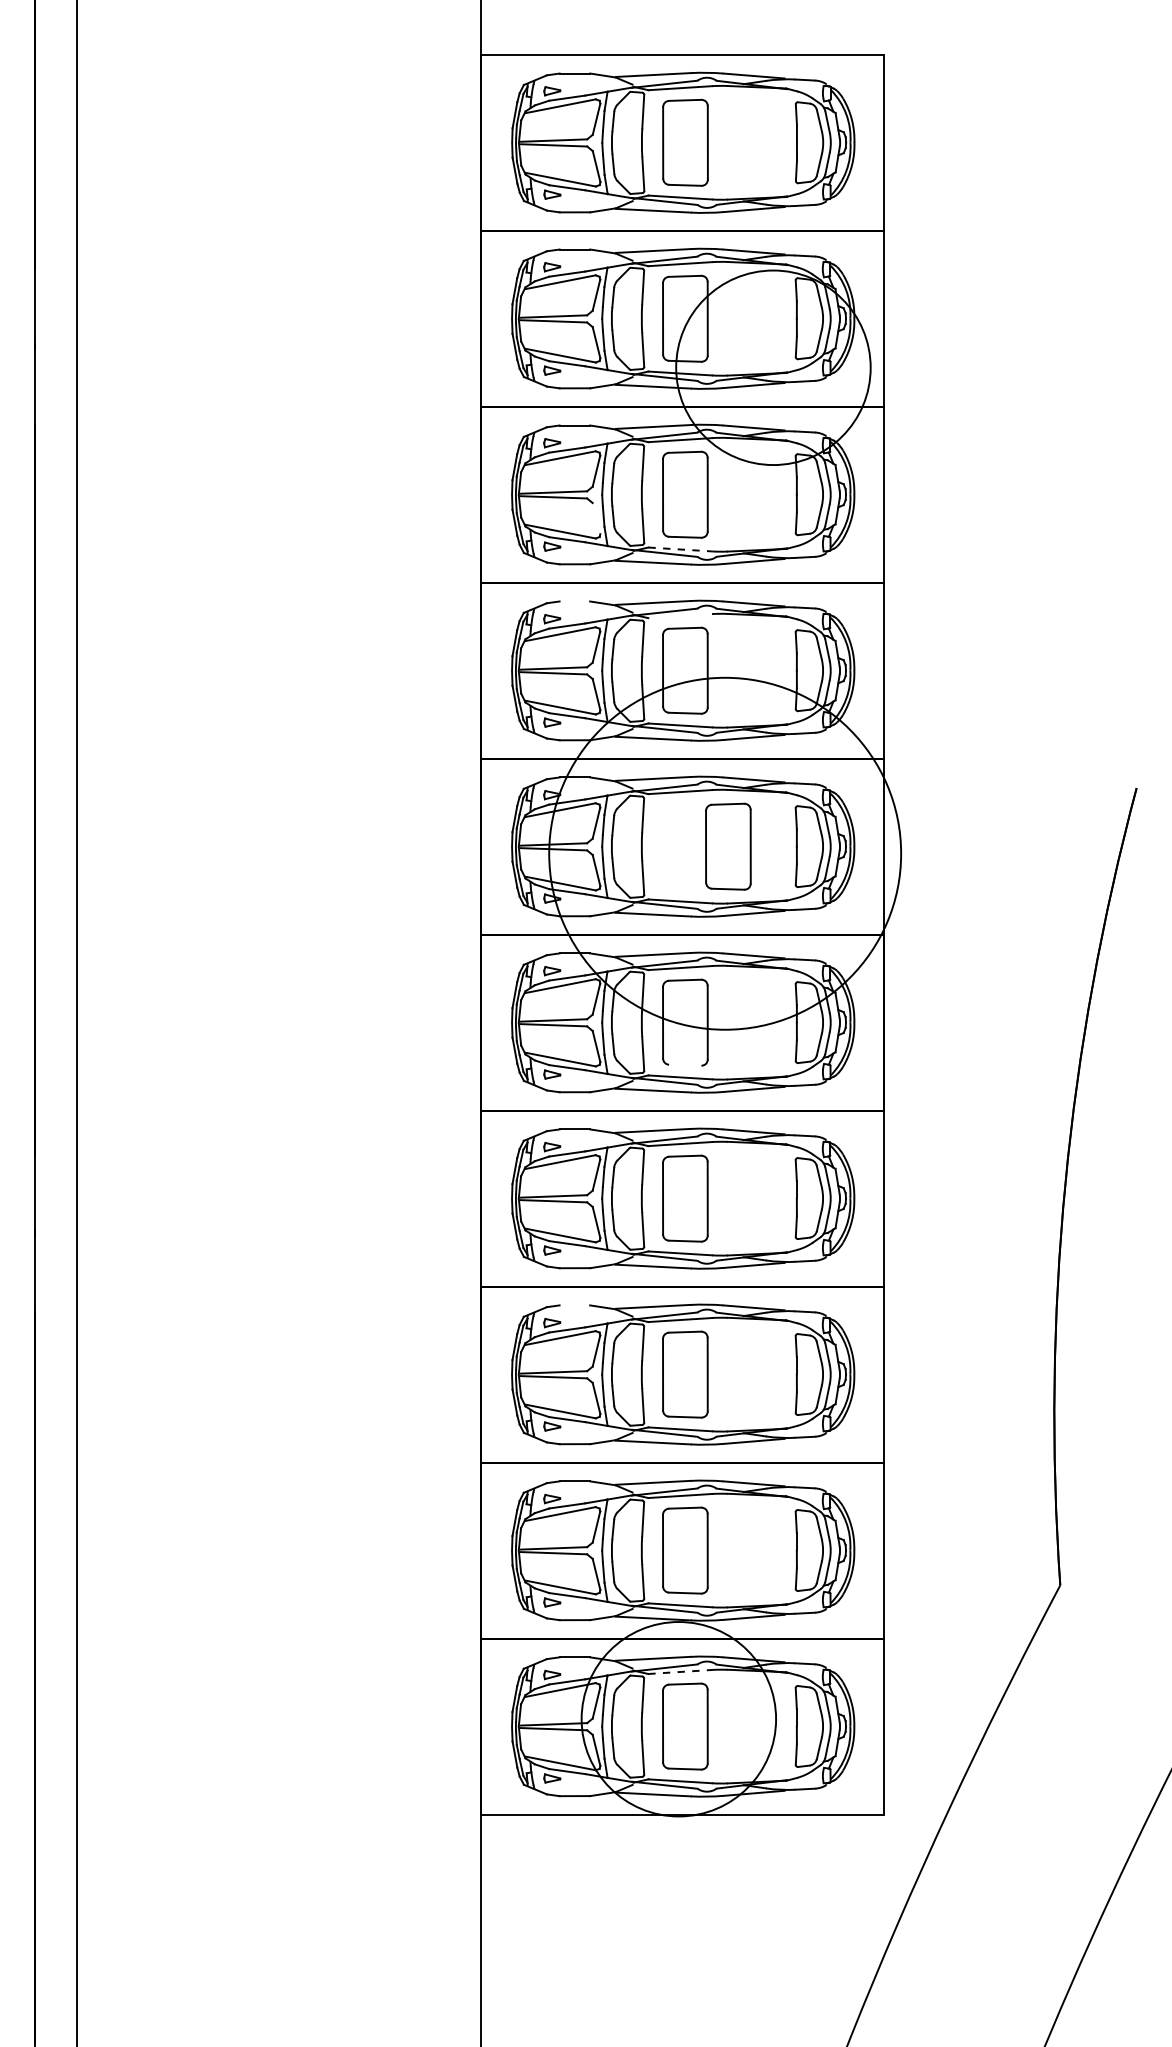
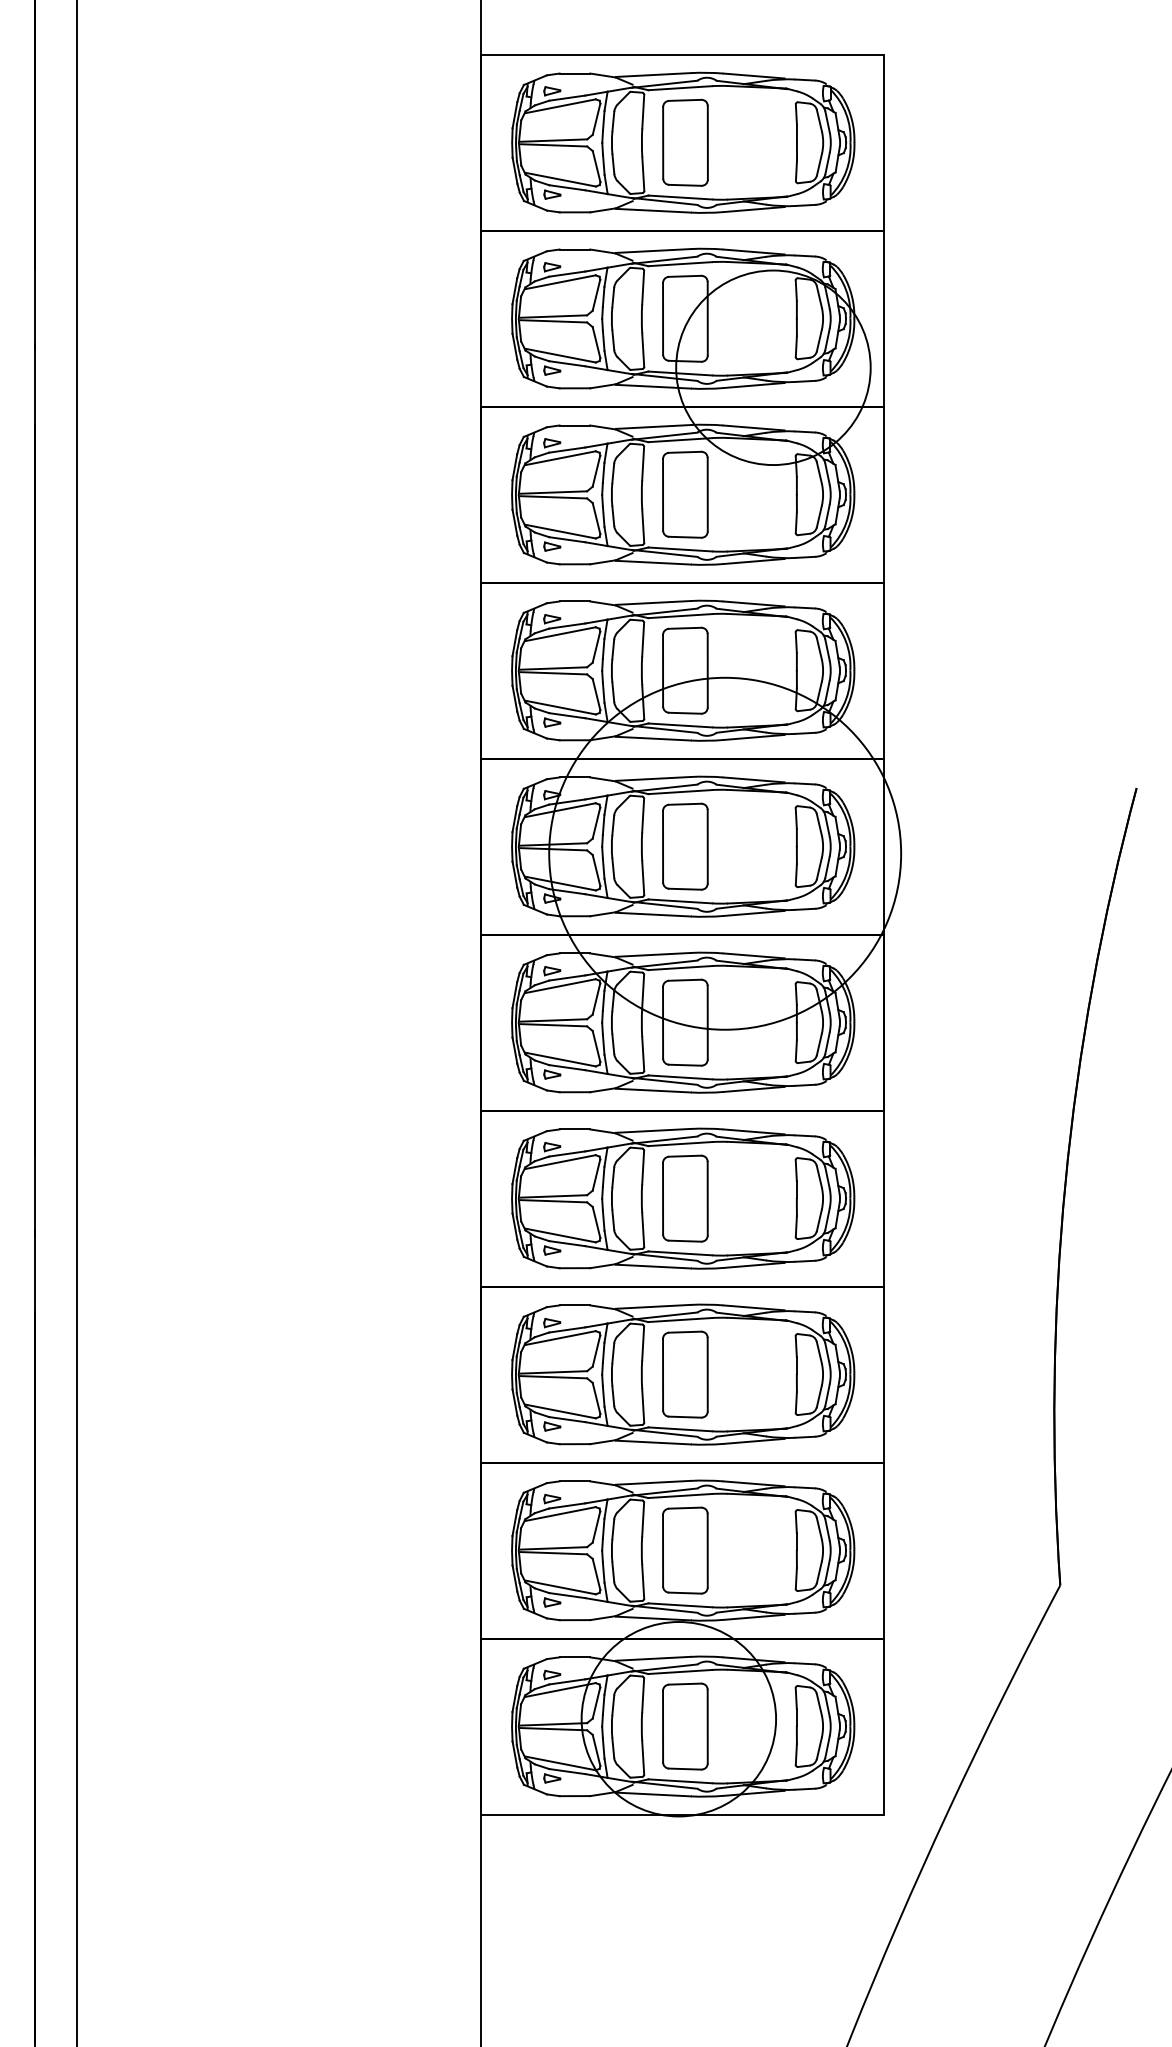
line: none -> present (596, 518)
line: dashed -> solid (680, 549)
line: none -> present (574, 601)
line: none -> present (680, 616)
part position: (728, 846) -> (685, 846) (685, 846)
line: none -> present (685, 1064)
line: none -> present (574, 1305)
line: dashed -> solid (680, 1671)
